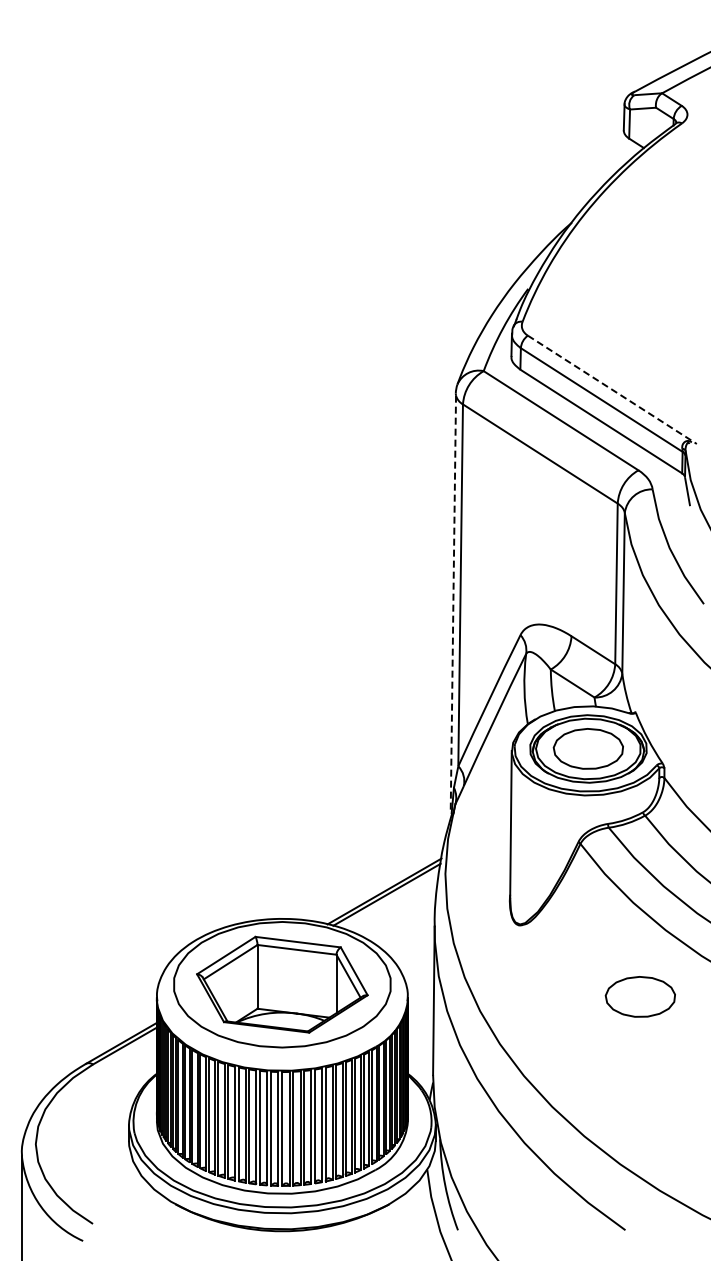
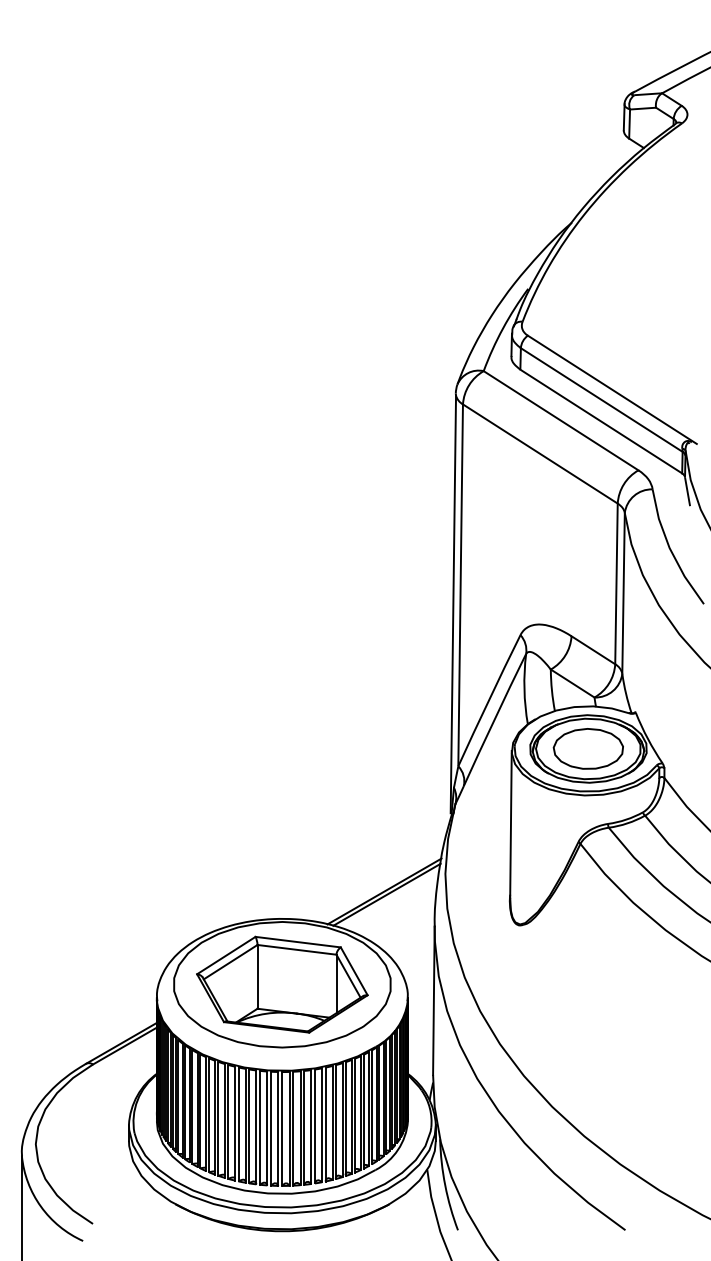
line: dashed -> solid (612, 390)
line: dashed -> solid (453, 604)
part: present -> none (639, 996)
